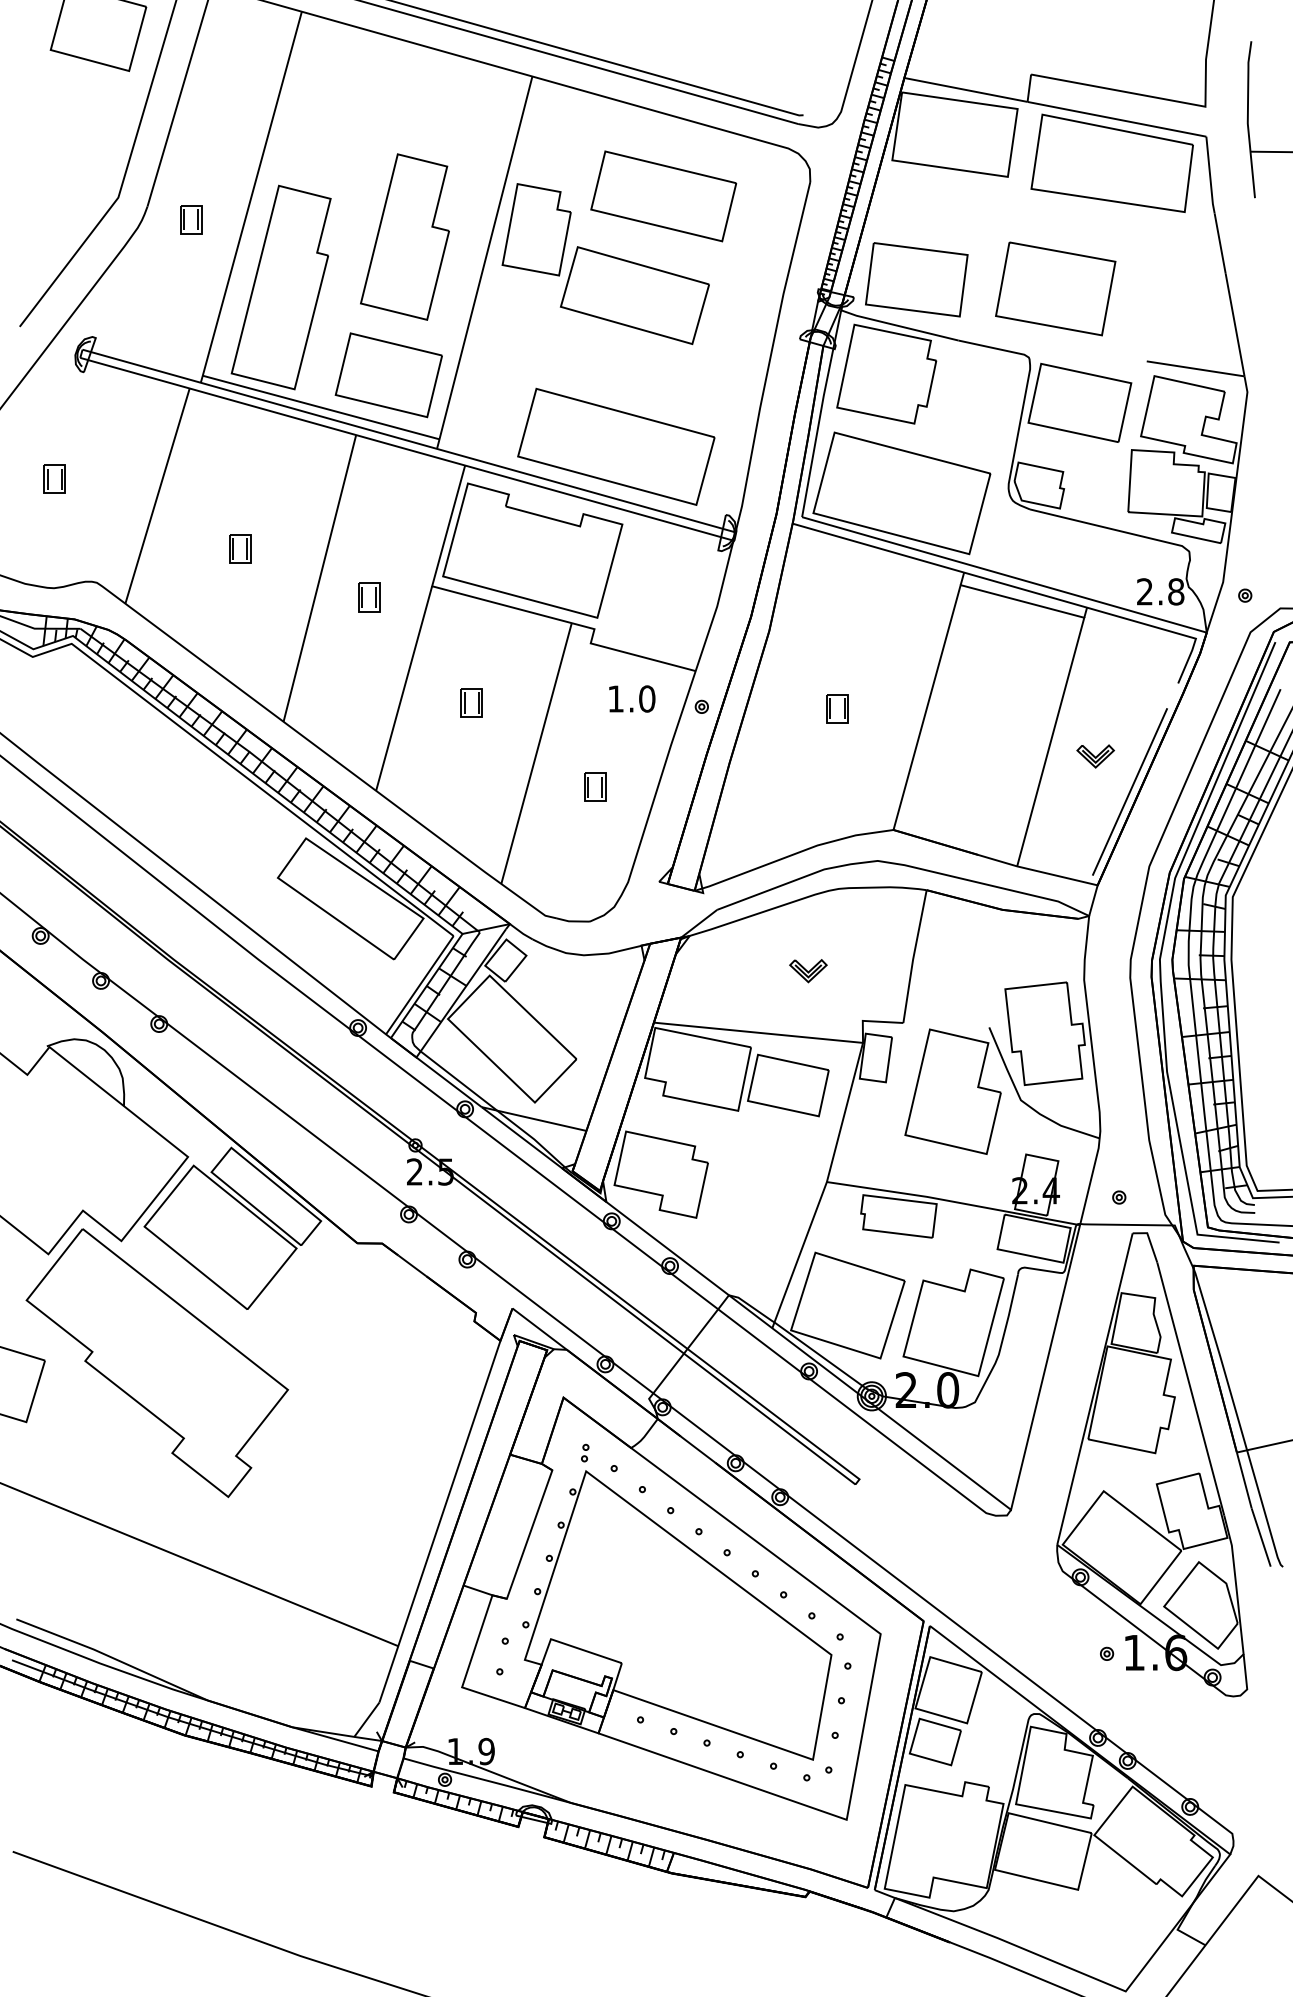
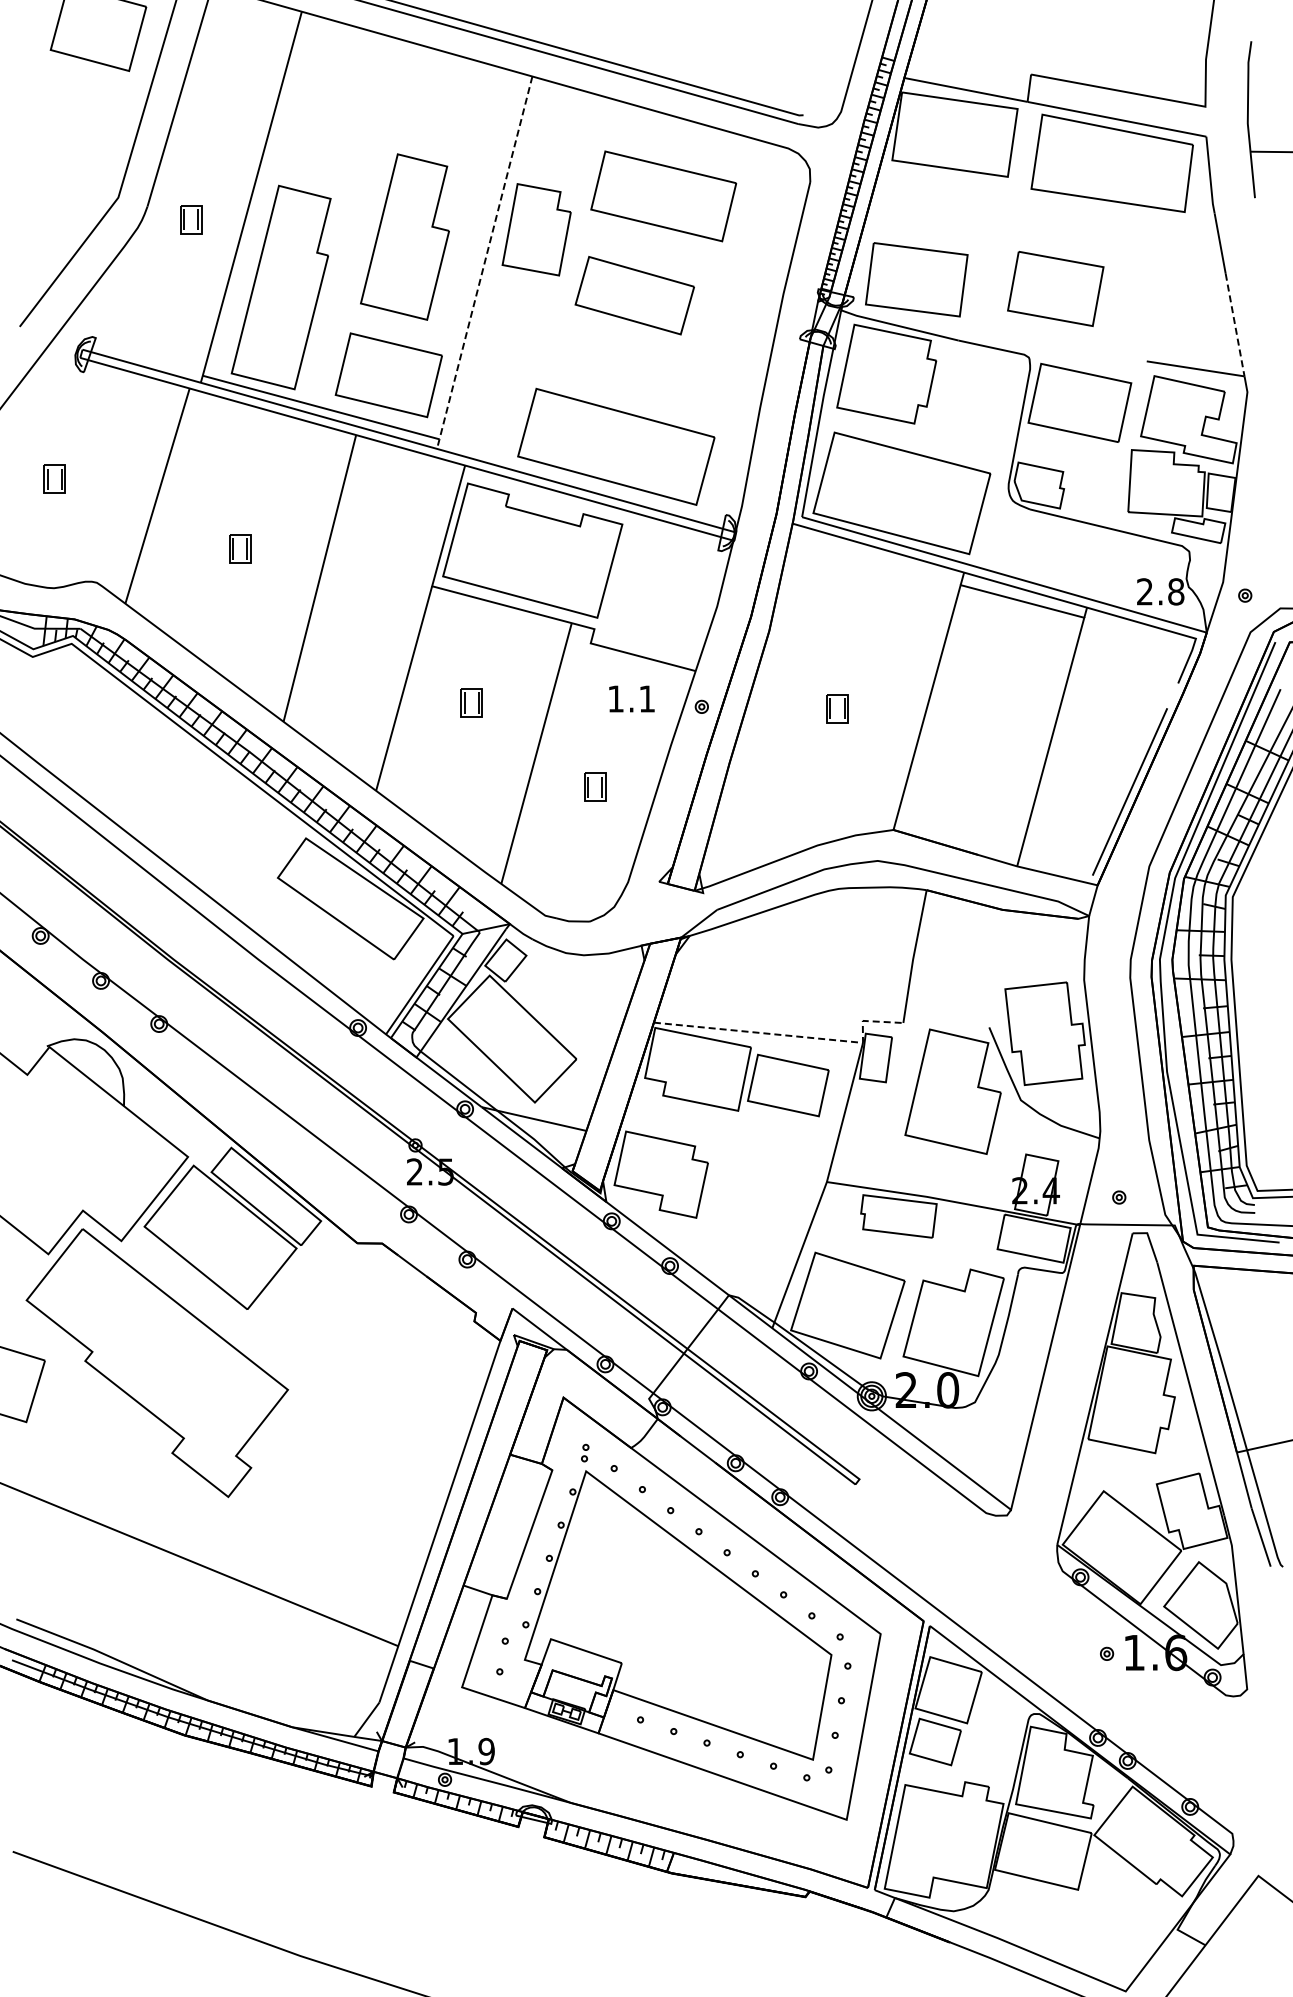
line: solid -> dashed (484, 263)
part size: 122x96 px -> 98x76 px (1055, 288)
part size: 151x100 px -> 121x80 px (634, 295)
line: solid -> dashed (1235, 325)
part: present -> none (369, 597)
text: 1.0 -> 1.1 (647, 698)
part: present -> none (1095, 756)
part: present -> none (808, 971)
line: solid -> dashed (791, 1036)
